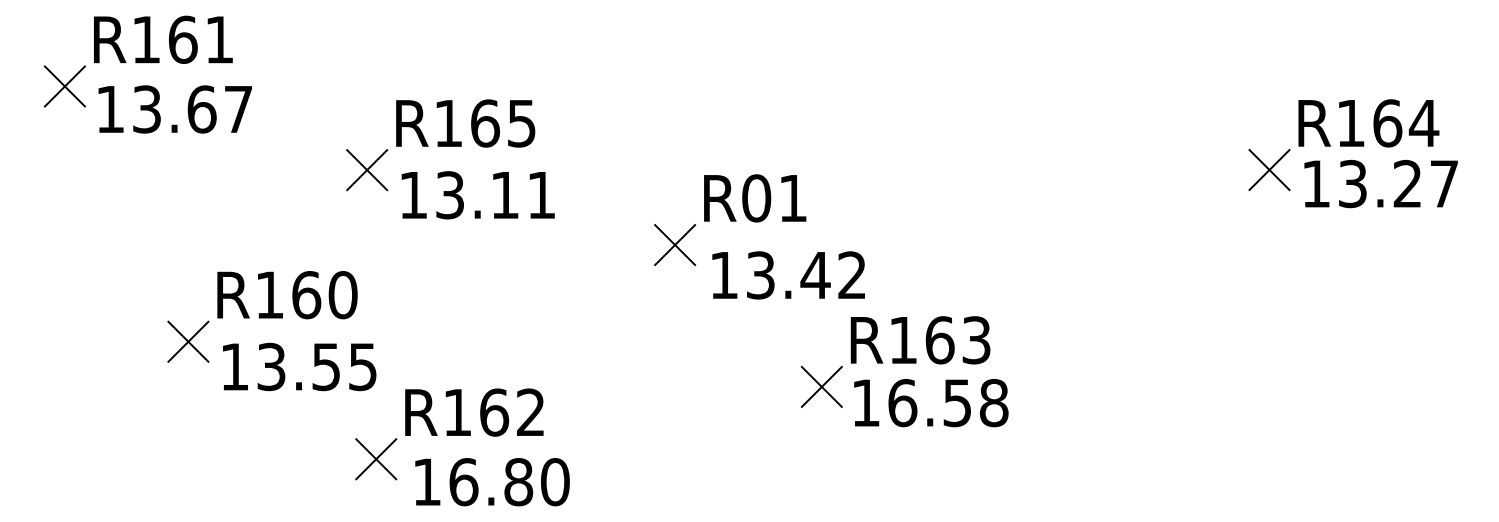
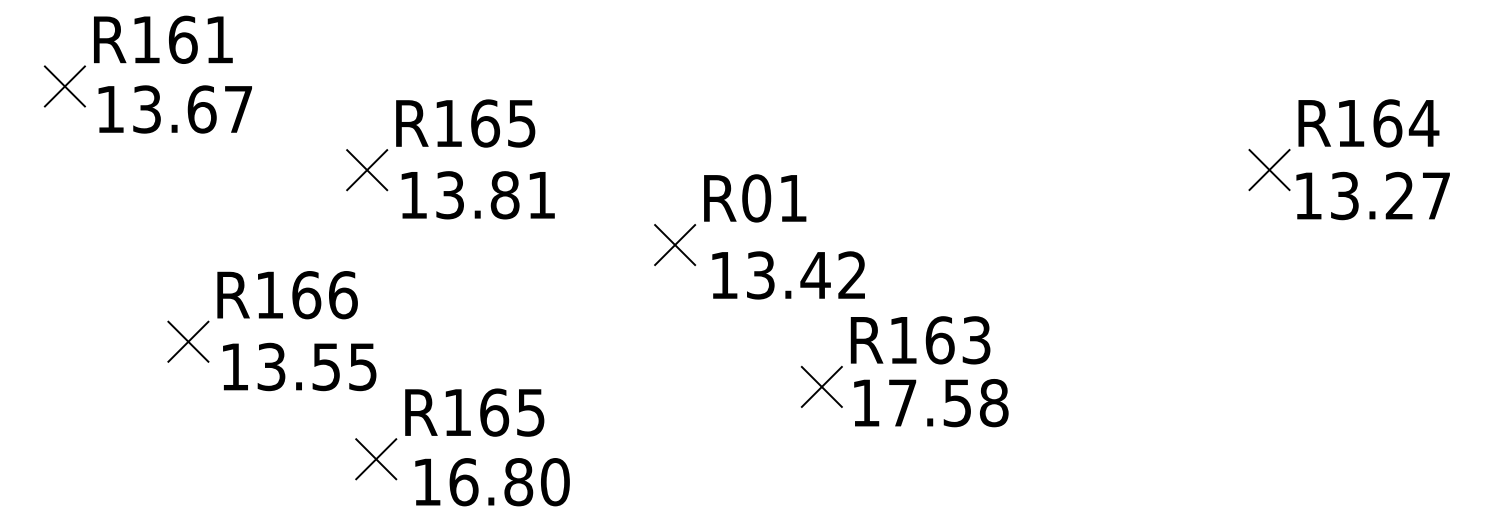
text position: (1380, 183) -> (1372, 195) (1372, 195)
text: 13.11 -> 13.81 (504, 195)
text: R160 -> R166 (342, 295)
text: 16.58 -> 17.58 (902, 403)
text: R162 -> R165 (530, 412)
